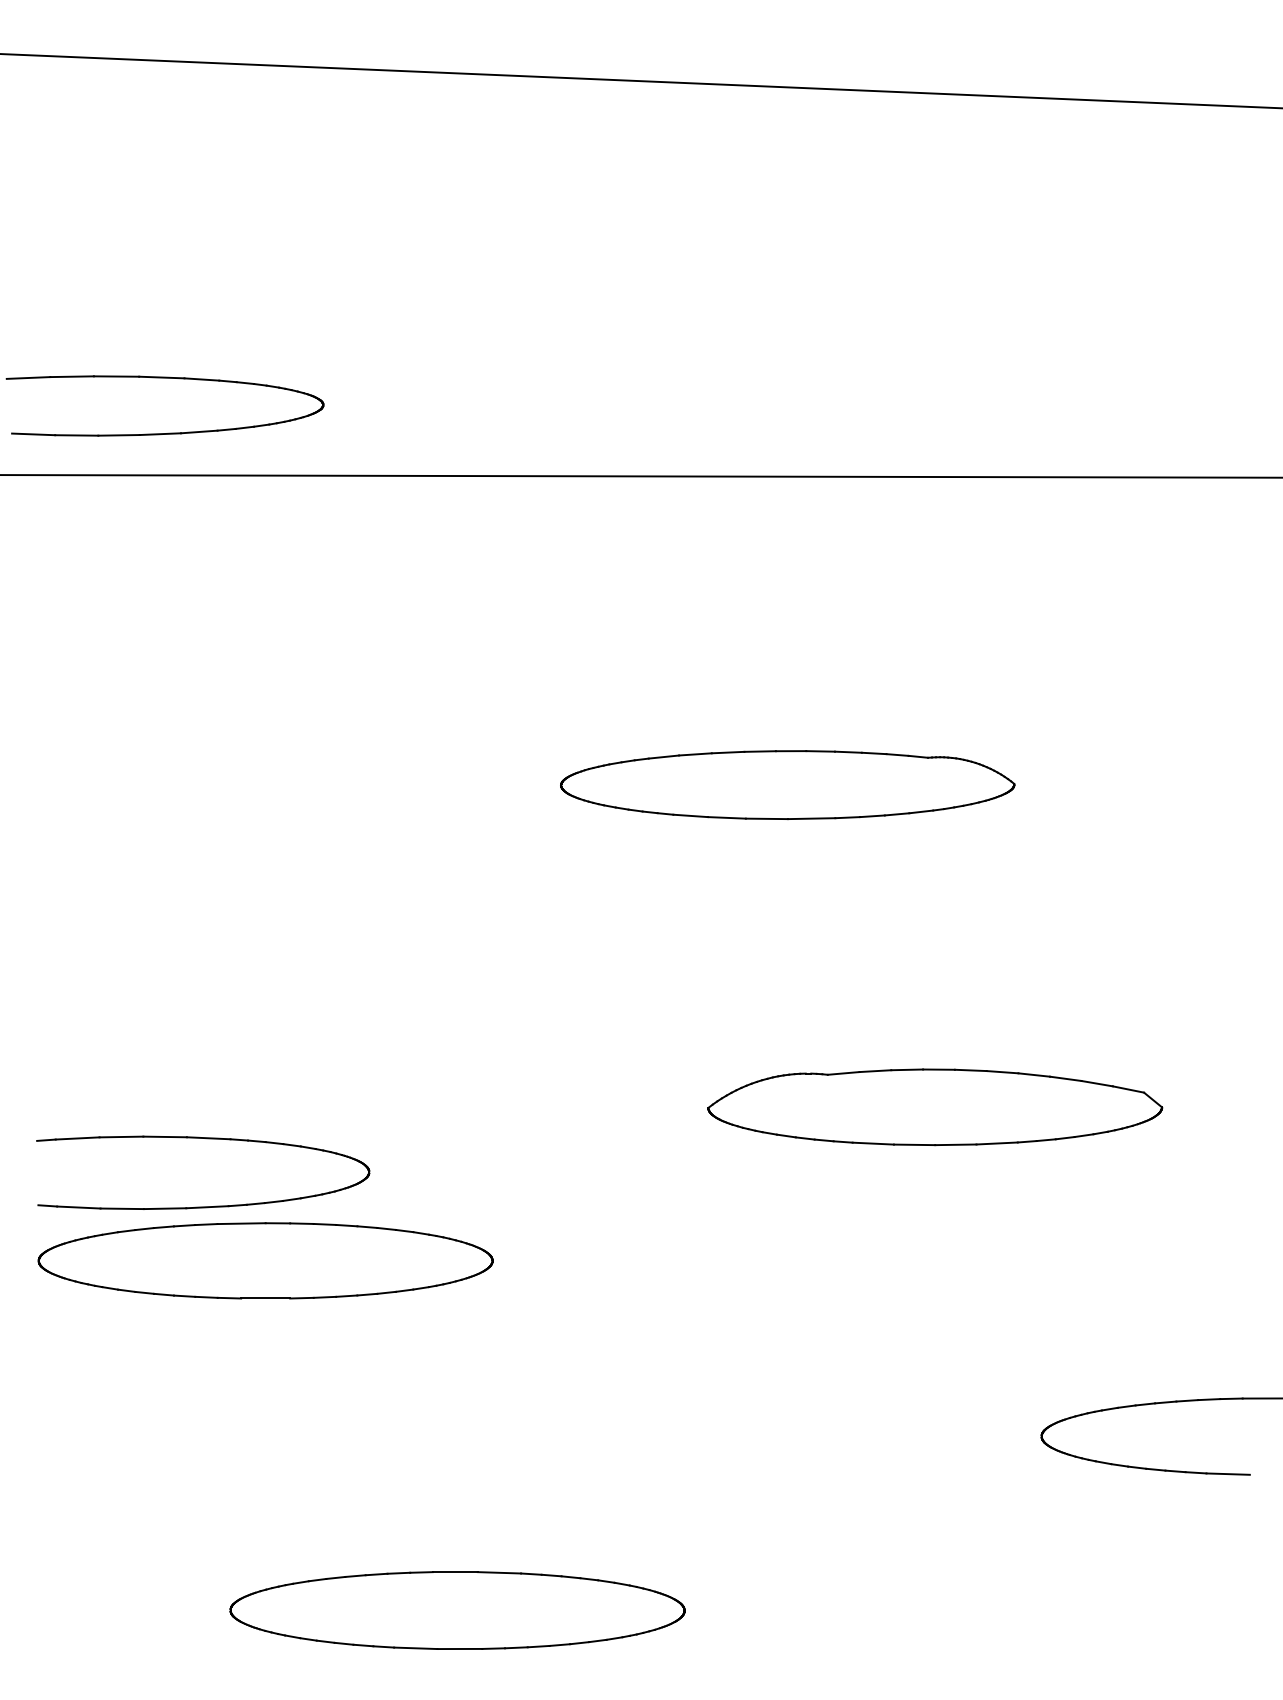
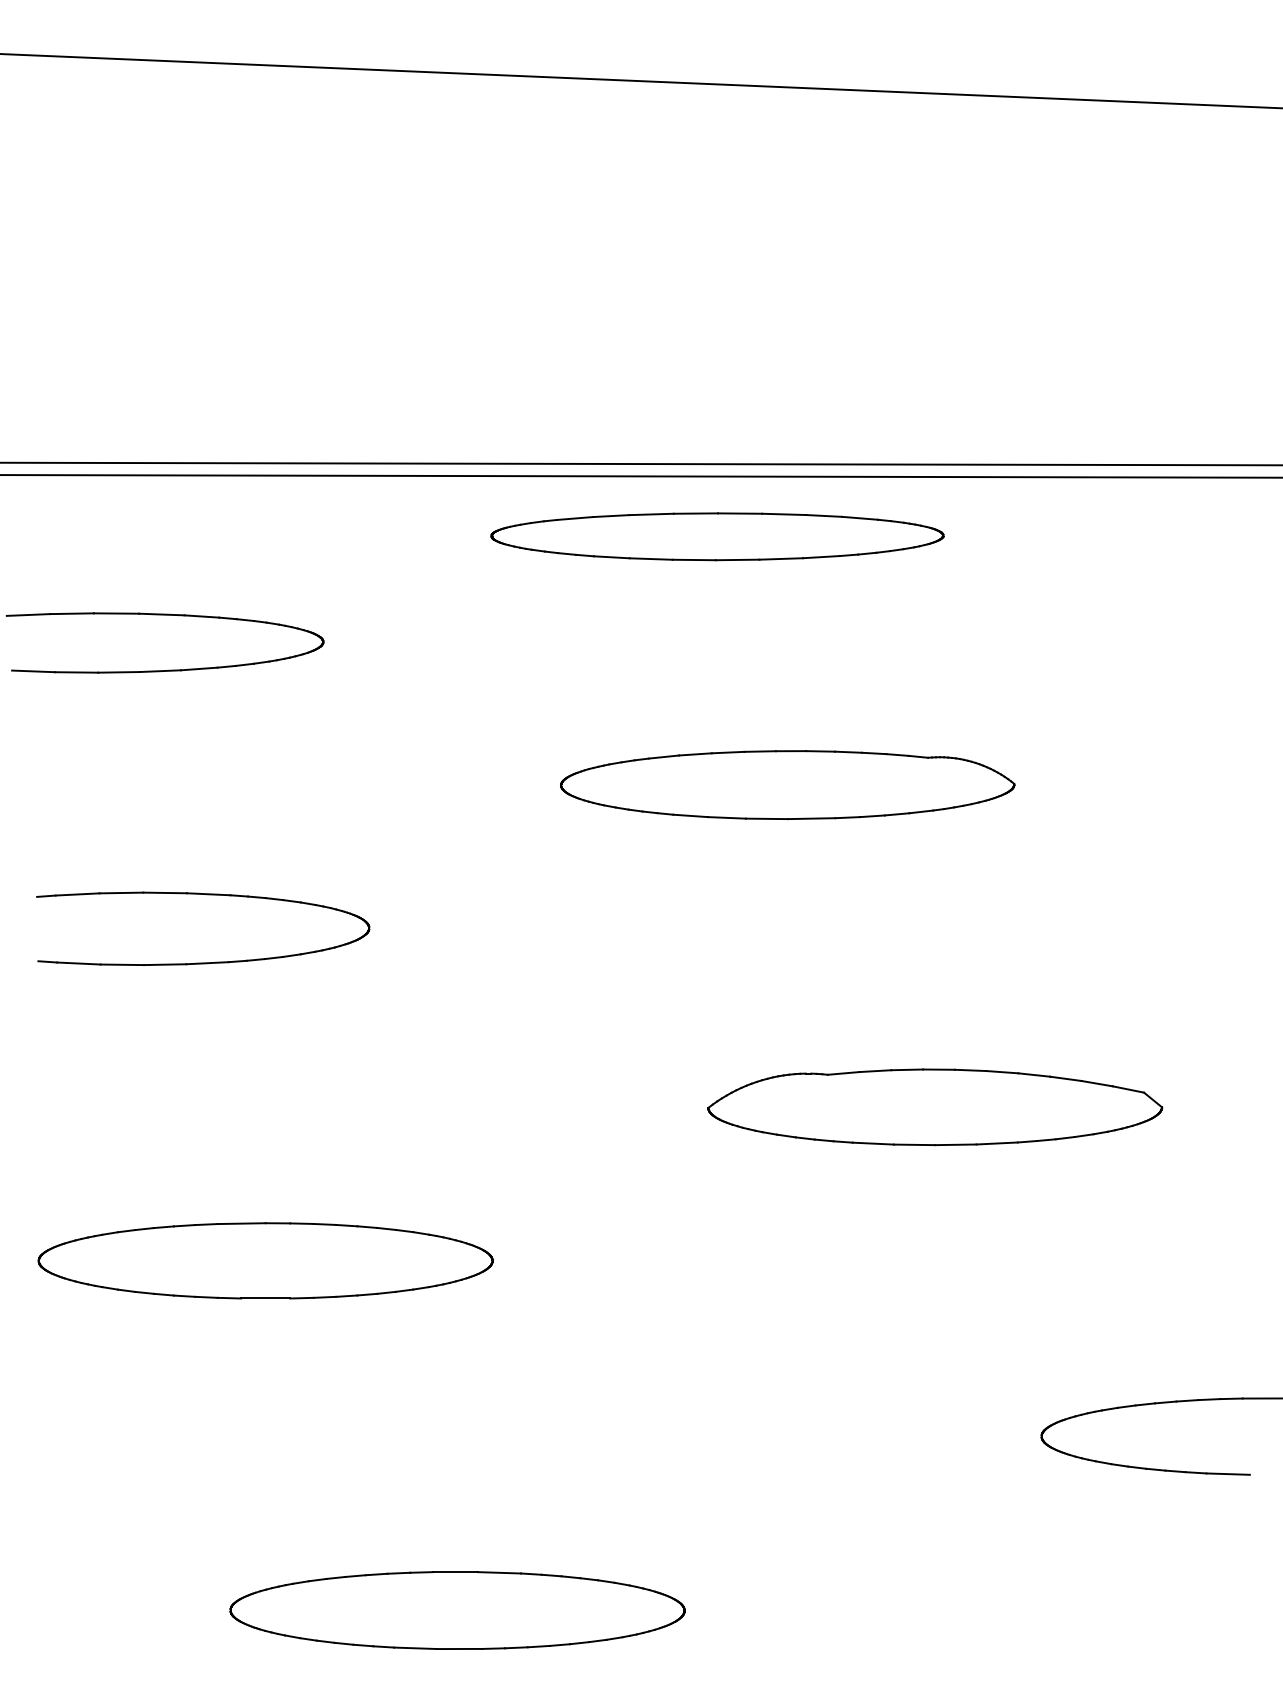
part position: (164, 378) -> (164, 615) (164, 615)
line: none -> present (640, 463)
part: none -> present (717, 536)
part position: (206, 1139) -> (206, 895) (206, 895)
